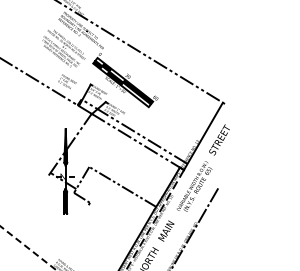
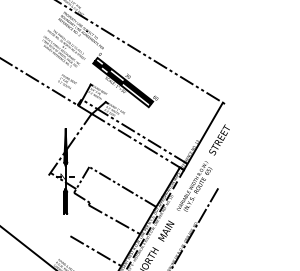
line: none -> present (114, 219)
line: dashed -> solid (28, 248)
line: none -> present (95, 251)
